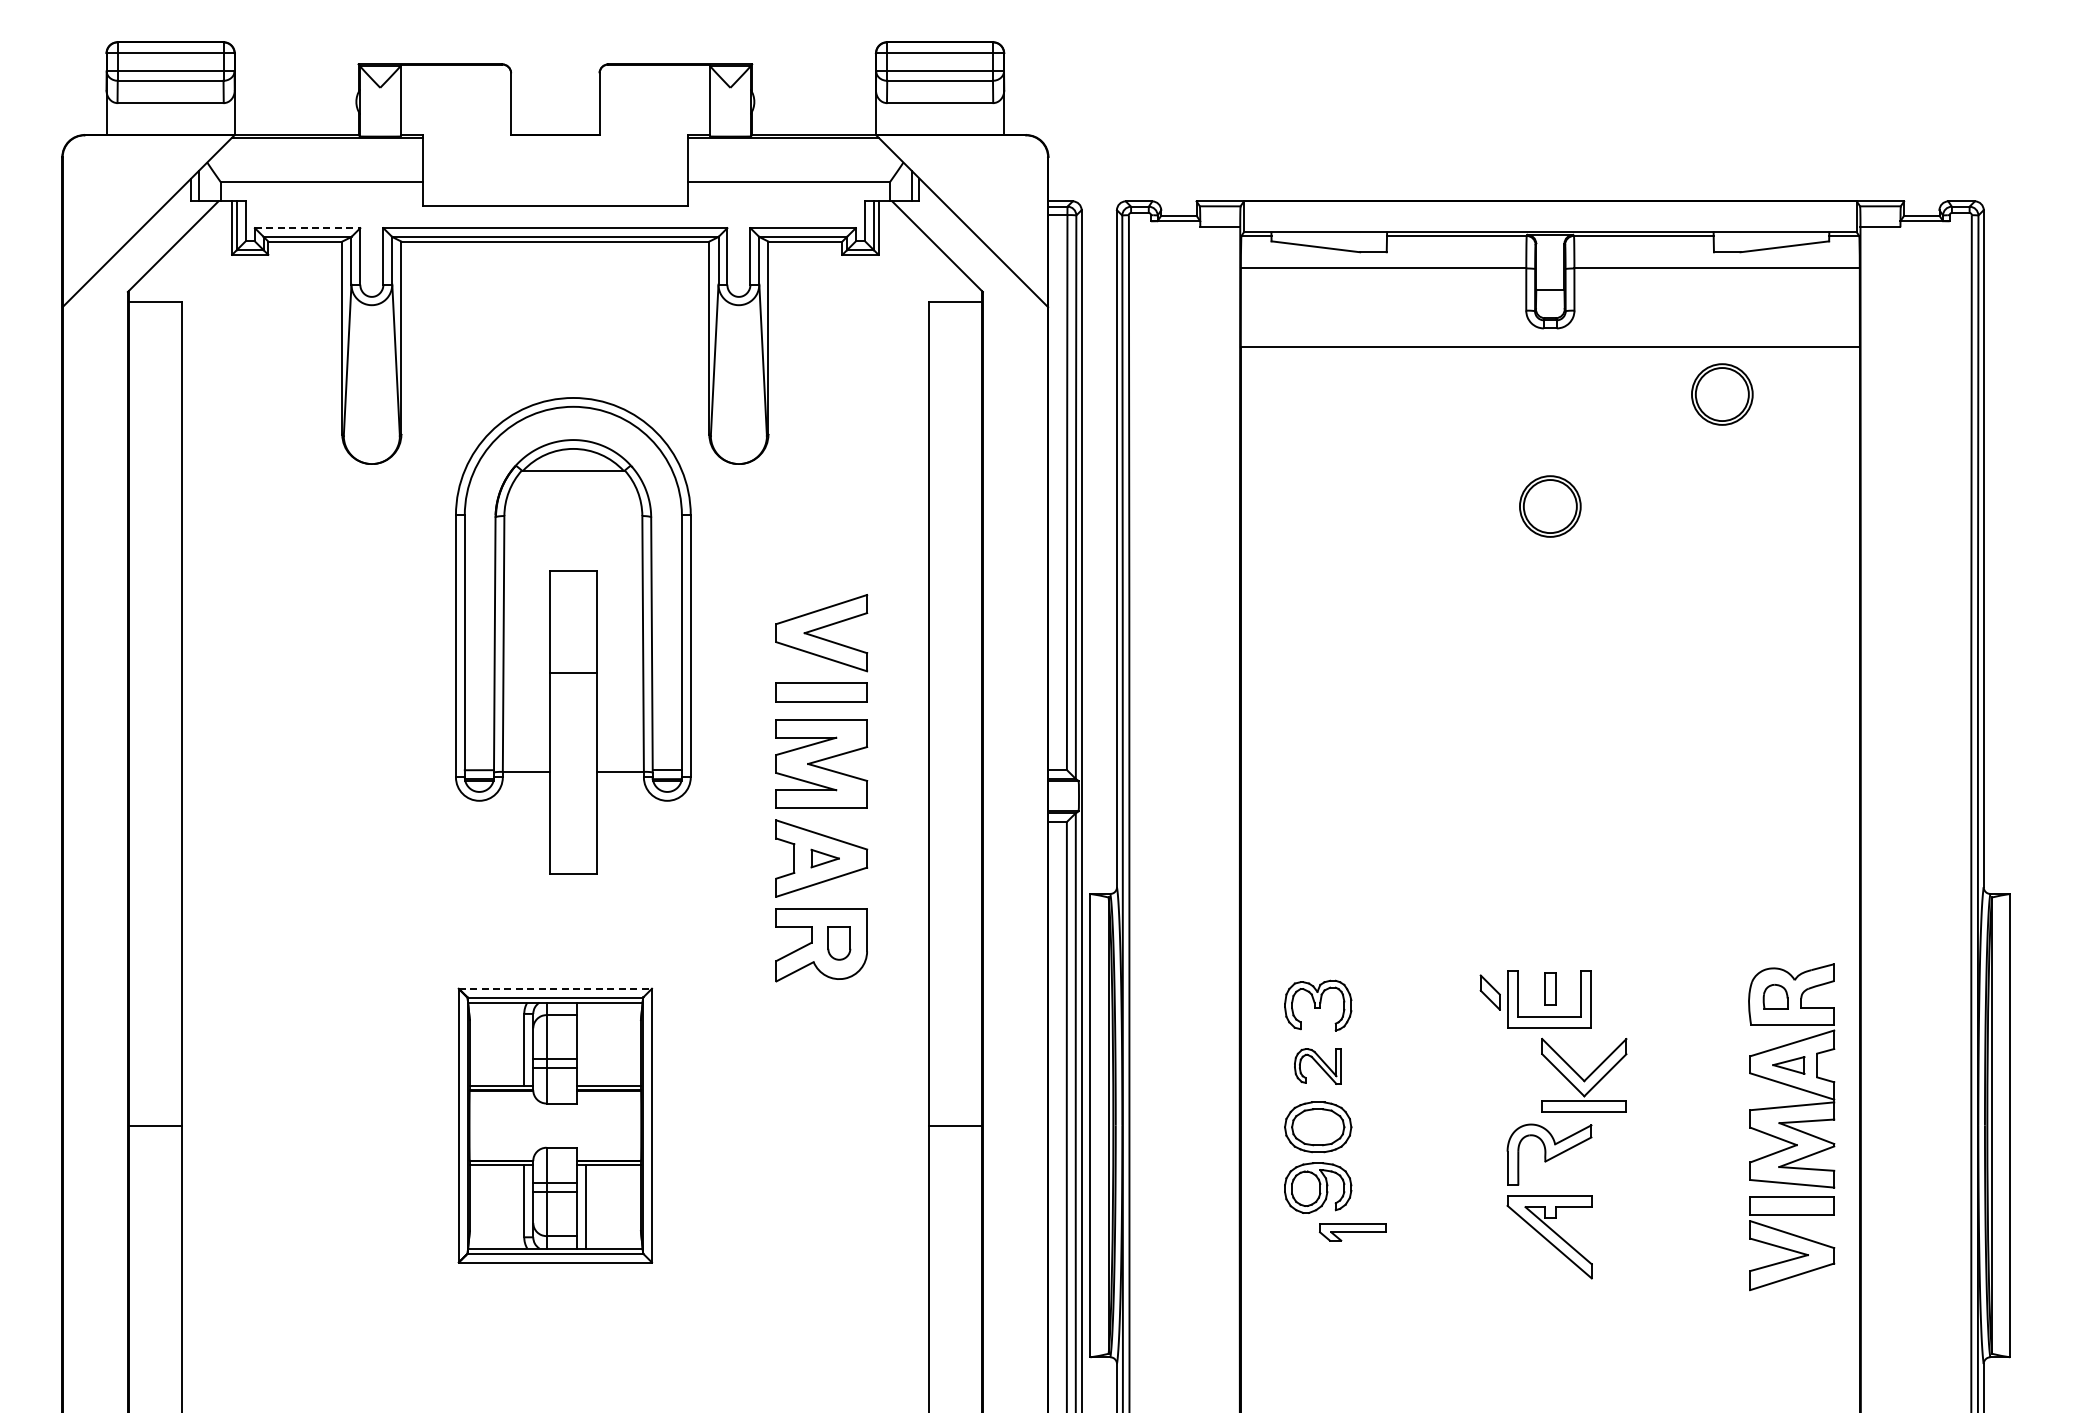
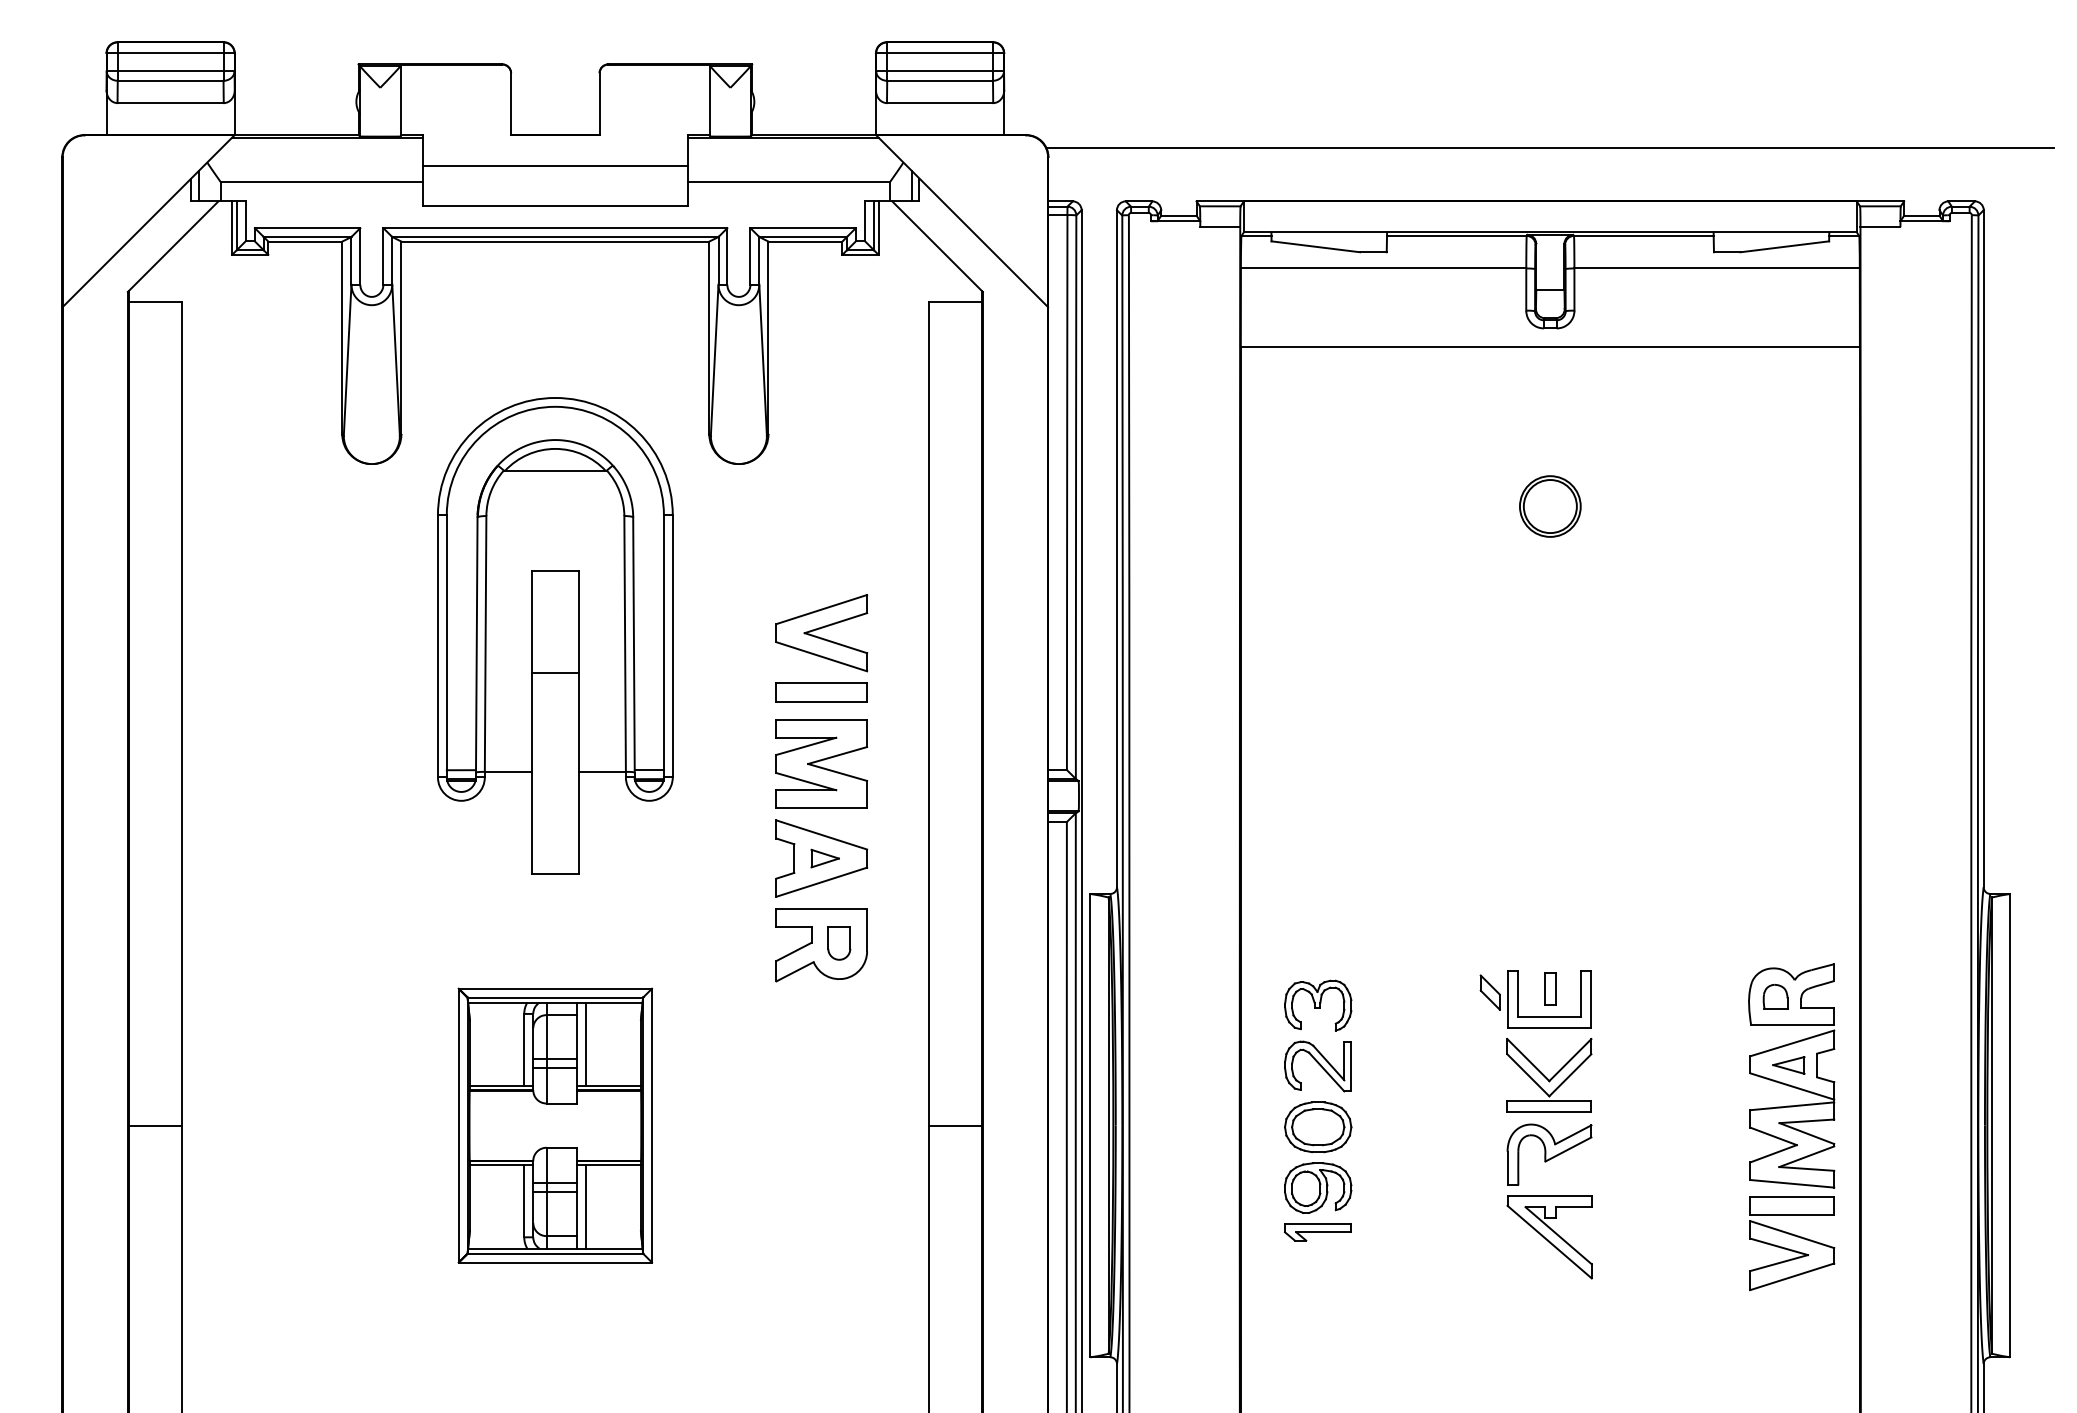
line: none -> present (1550, 148)
line: none -> present (555, 166)
line: dashed -> solid (307, 228)
part: present -> none (1722, 394)
part position: (573, 635) -> (555, 635) (555, 635)
line: dashed -> solid (555, 988)
line: none -> present (586, 1043)
part size: 48x37 px -> 68x53 px (1317, 1066)
part position: (1584, 1074) -> (1549, 1074) (1549, 1074)
part position: (1352, 1232) -> (1317, 1232) (1317, 1232)
